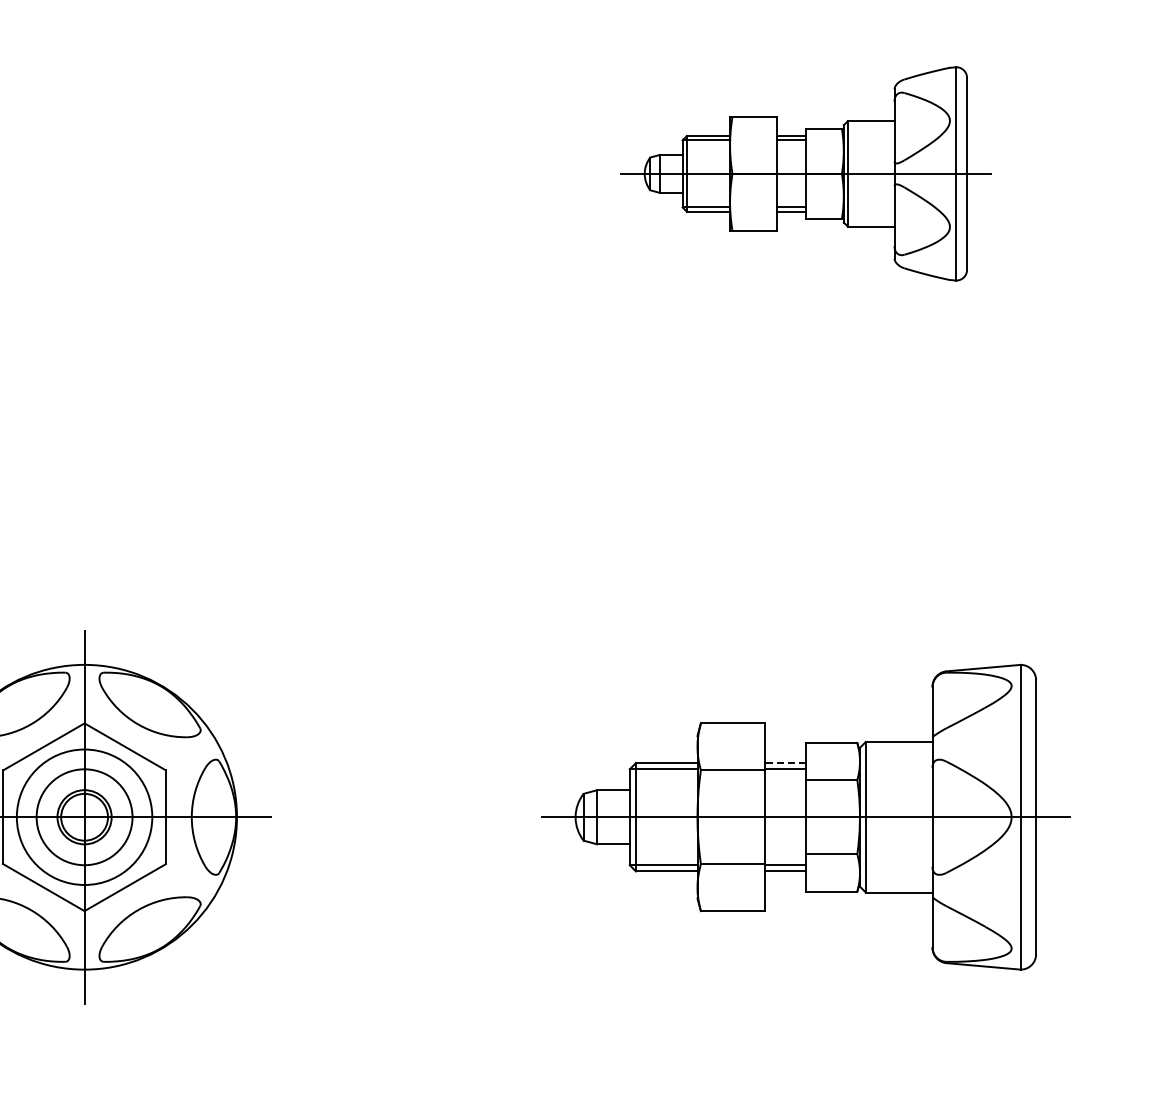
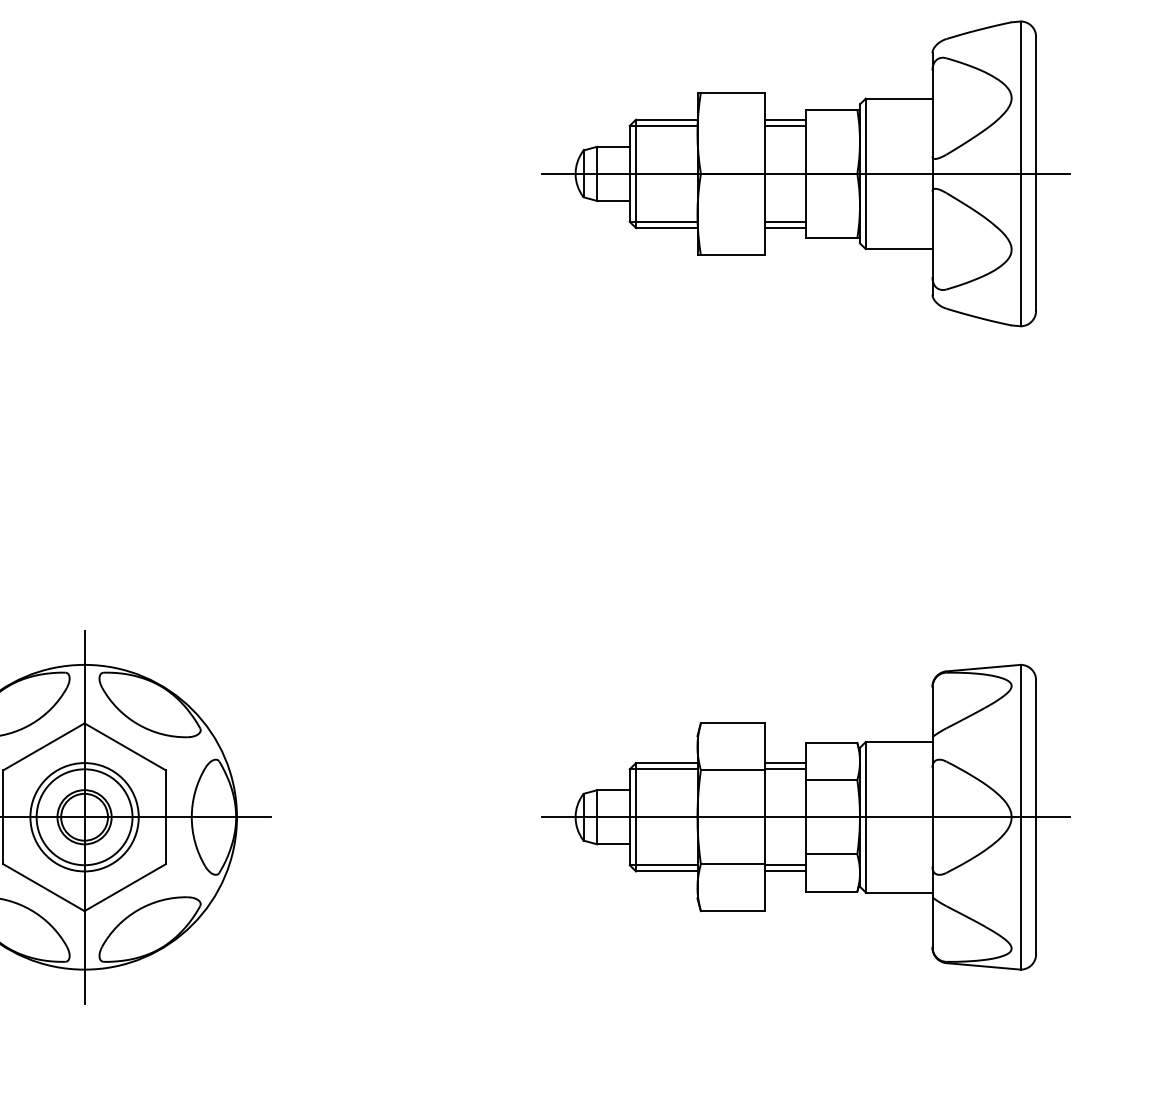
part size: 372x216 px -> 530x308 px (805, 173)
line: dashed -> solid (785, 763)
circle diameter: 135 px -> 108 px (84, 817)
